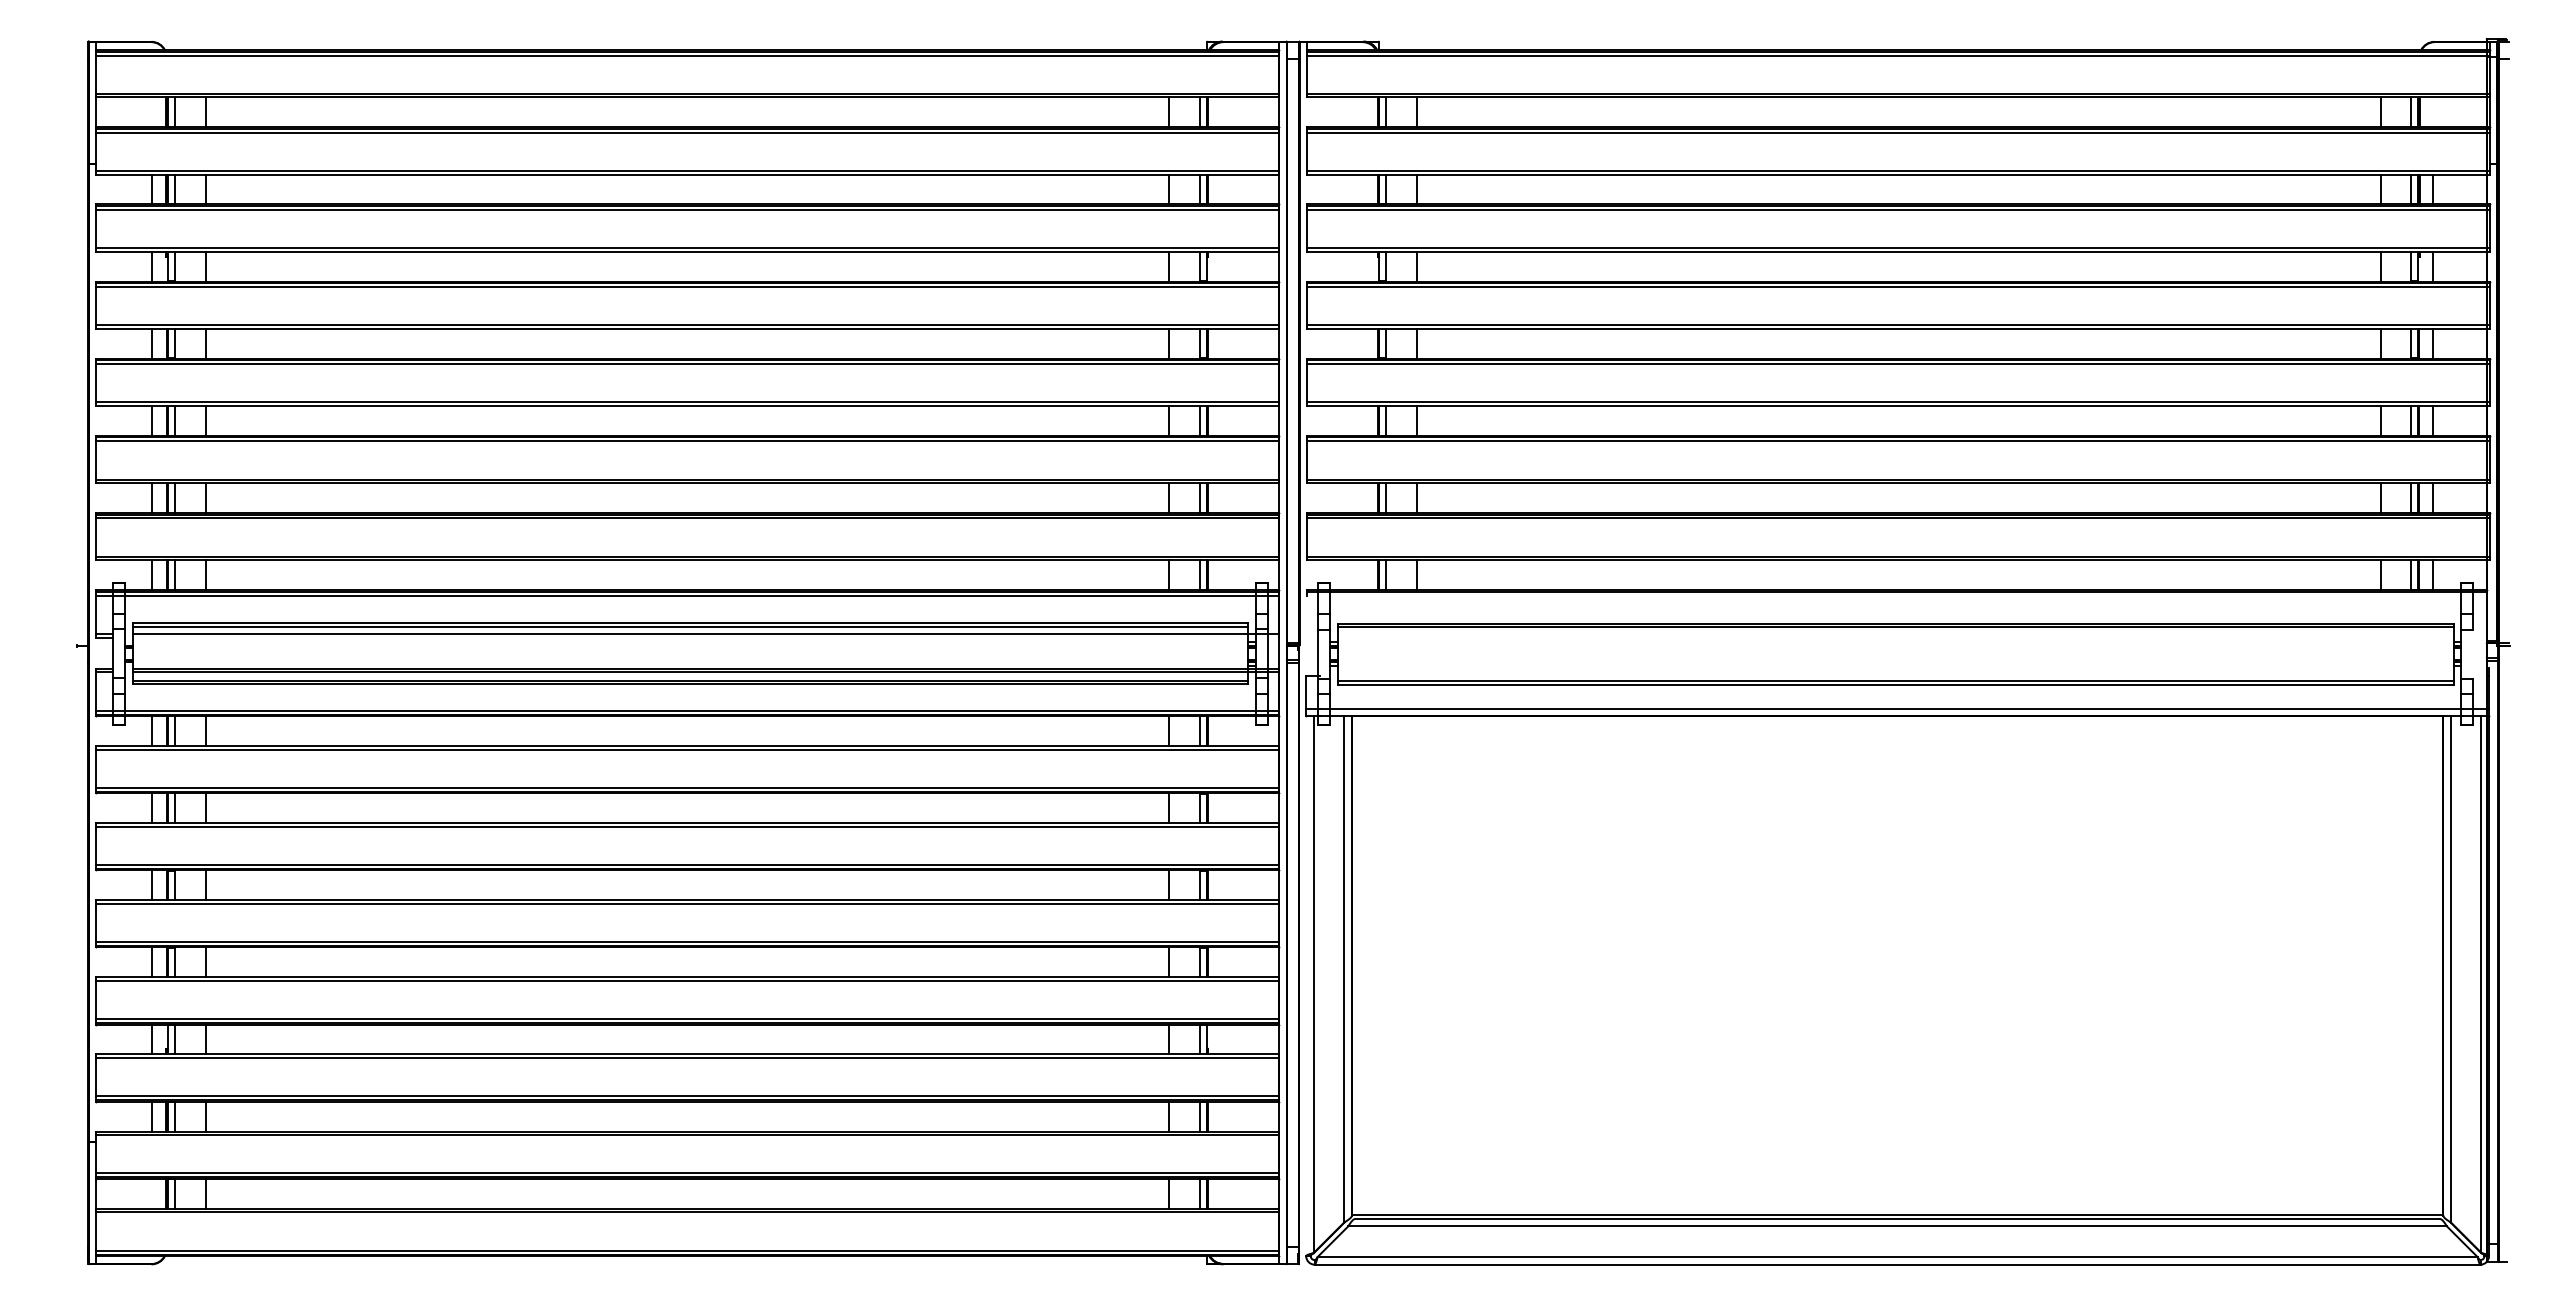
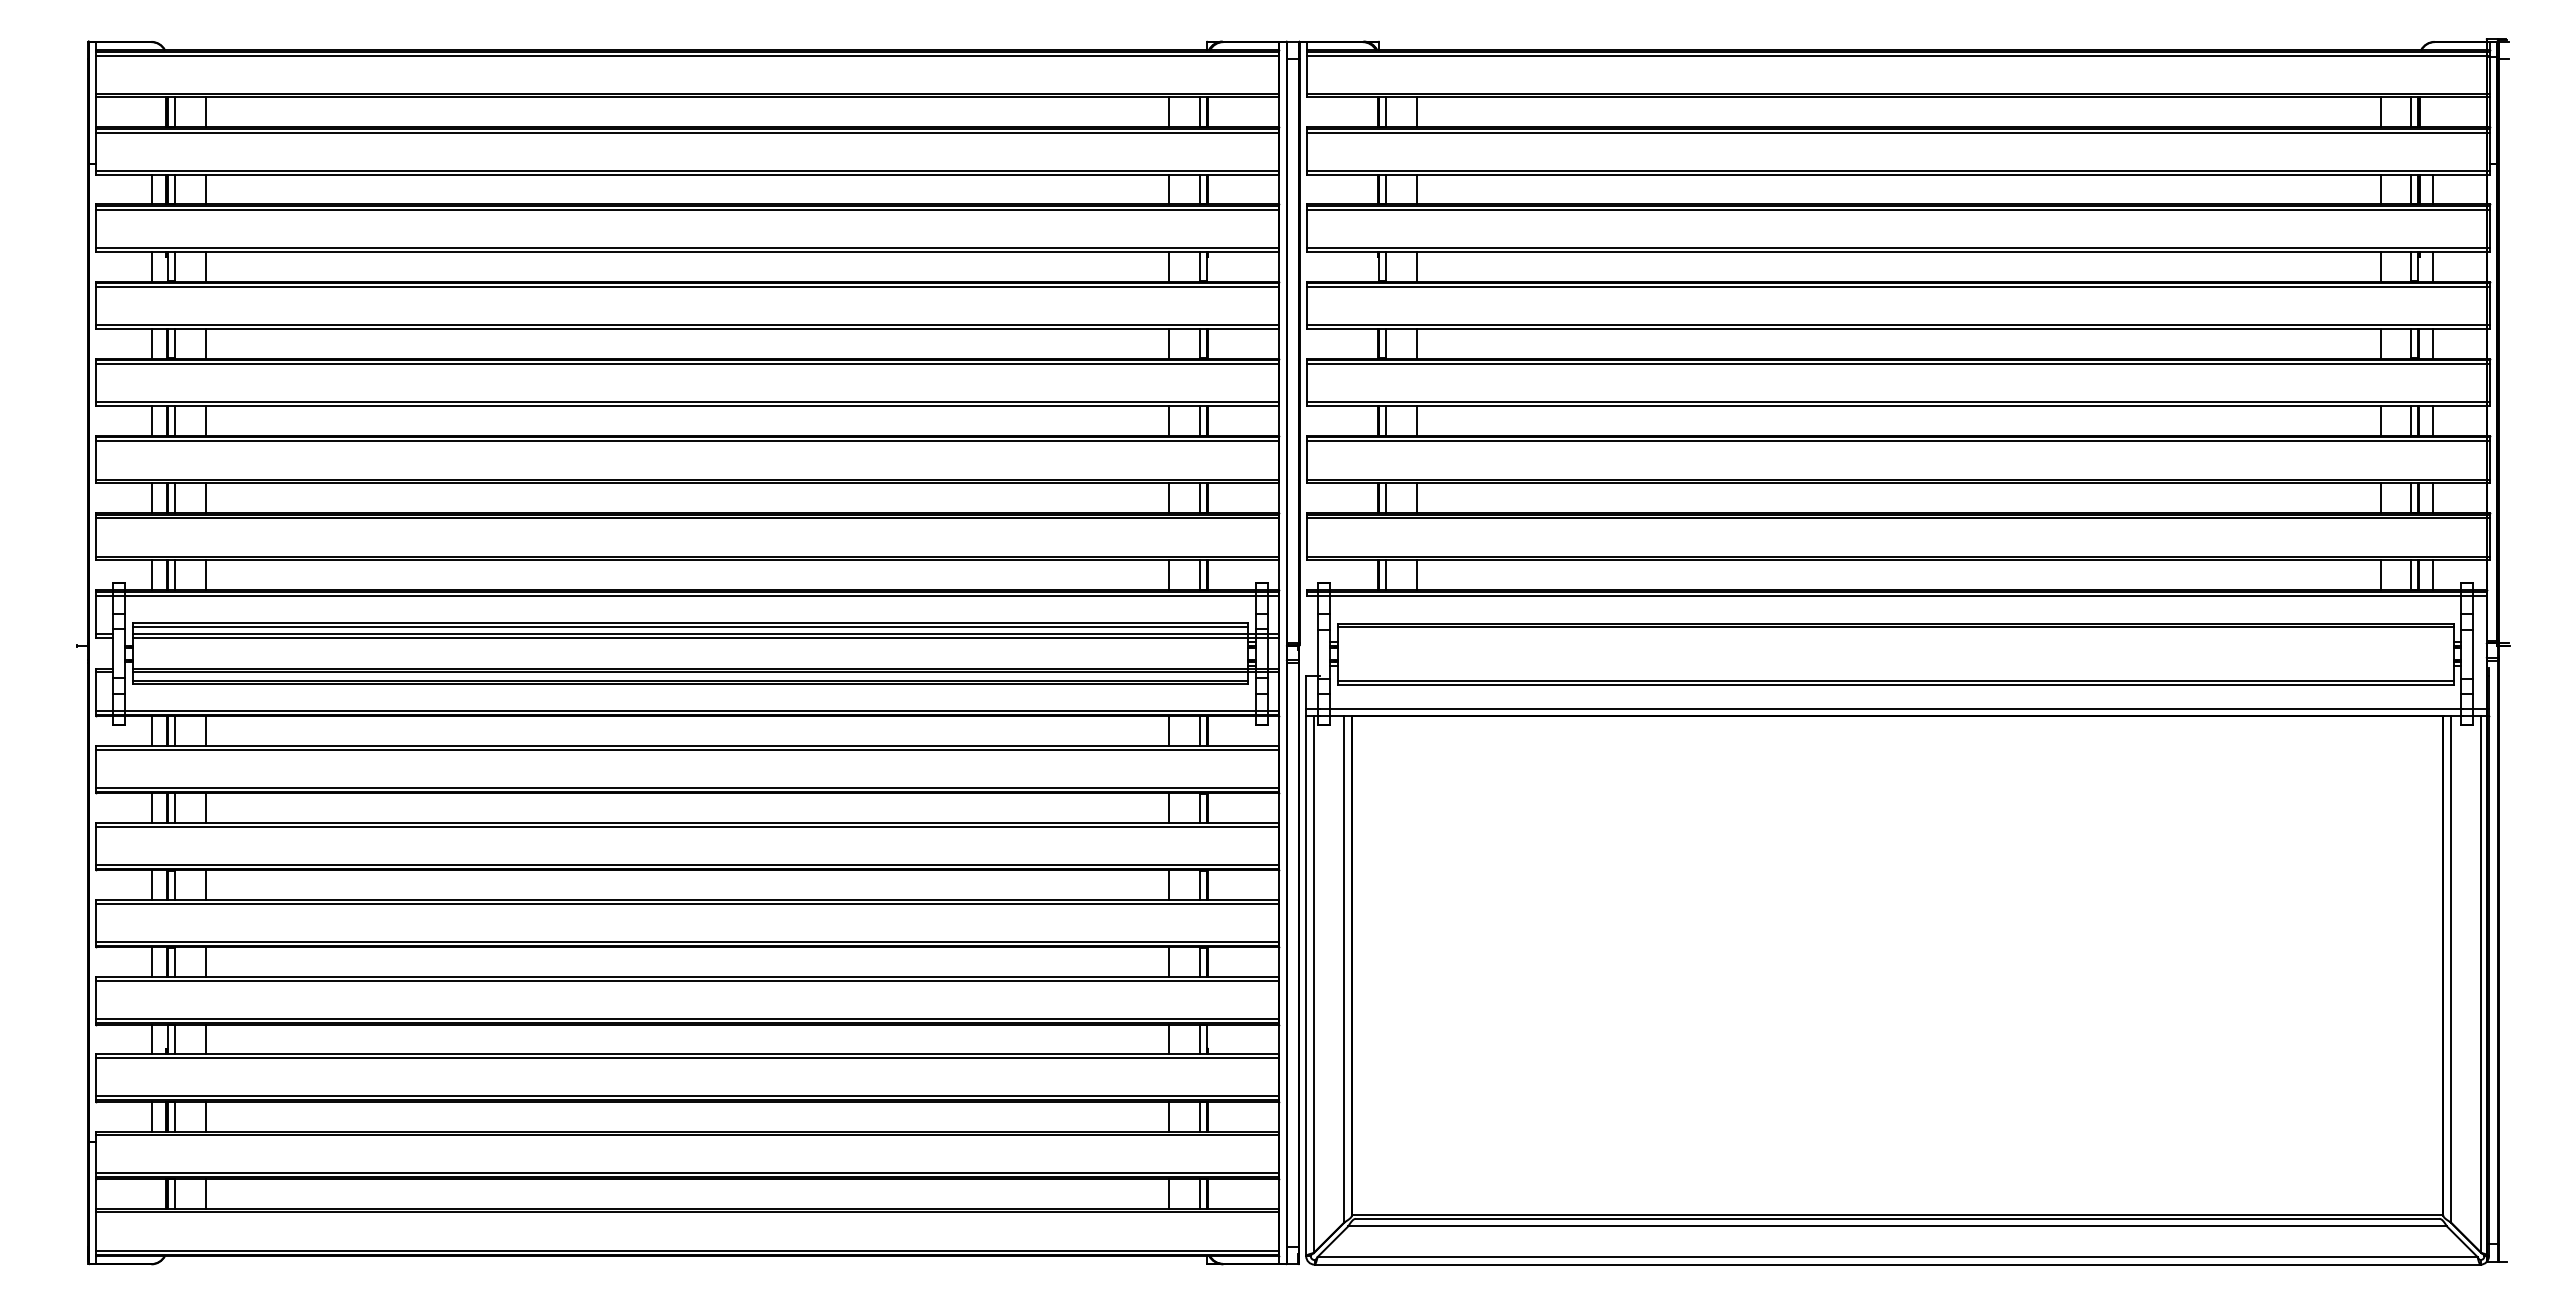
line: none -> present (1896, 595)
line: none -> present (705, 637)
line: none -> present (2473, 653)
line: none -> present (1306, 986)
